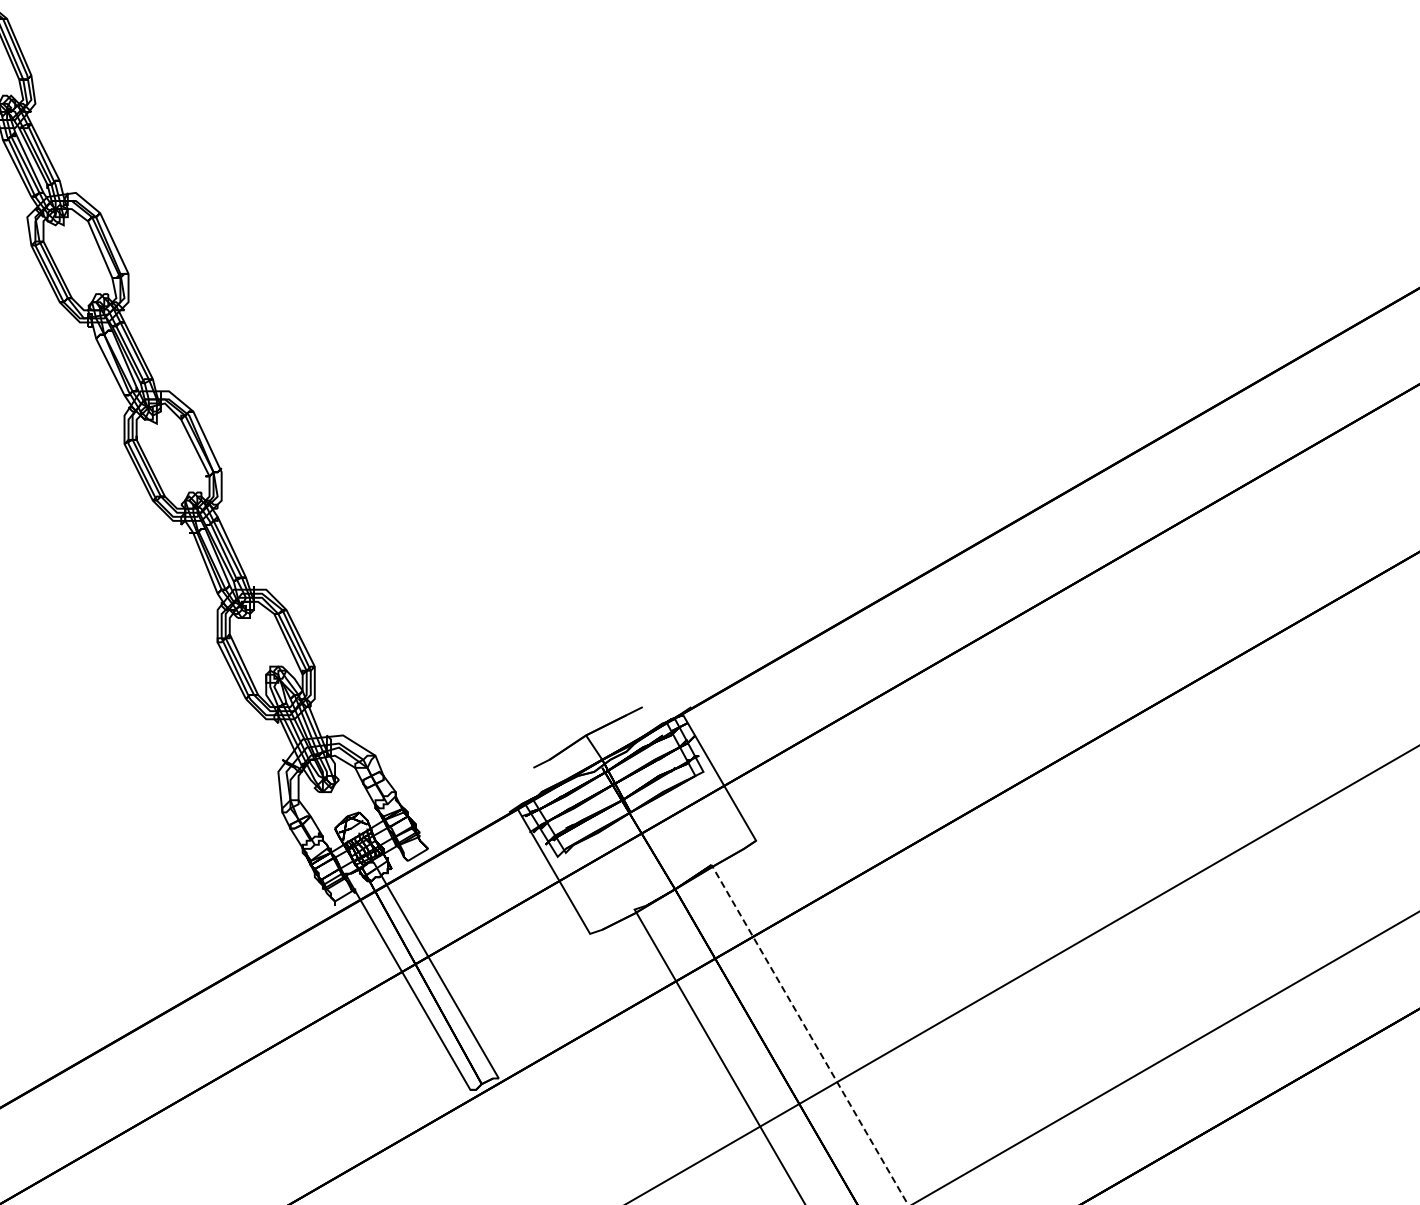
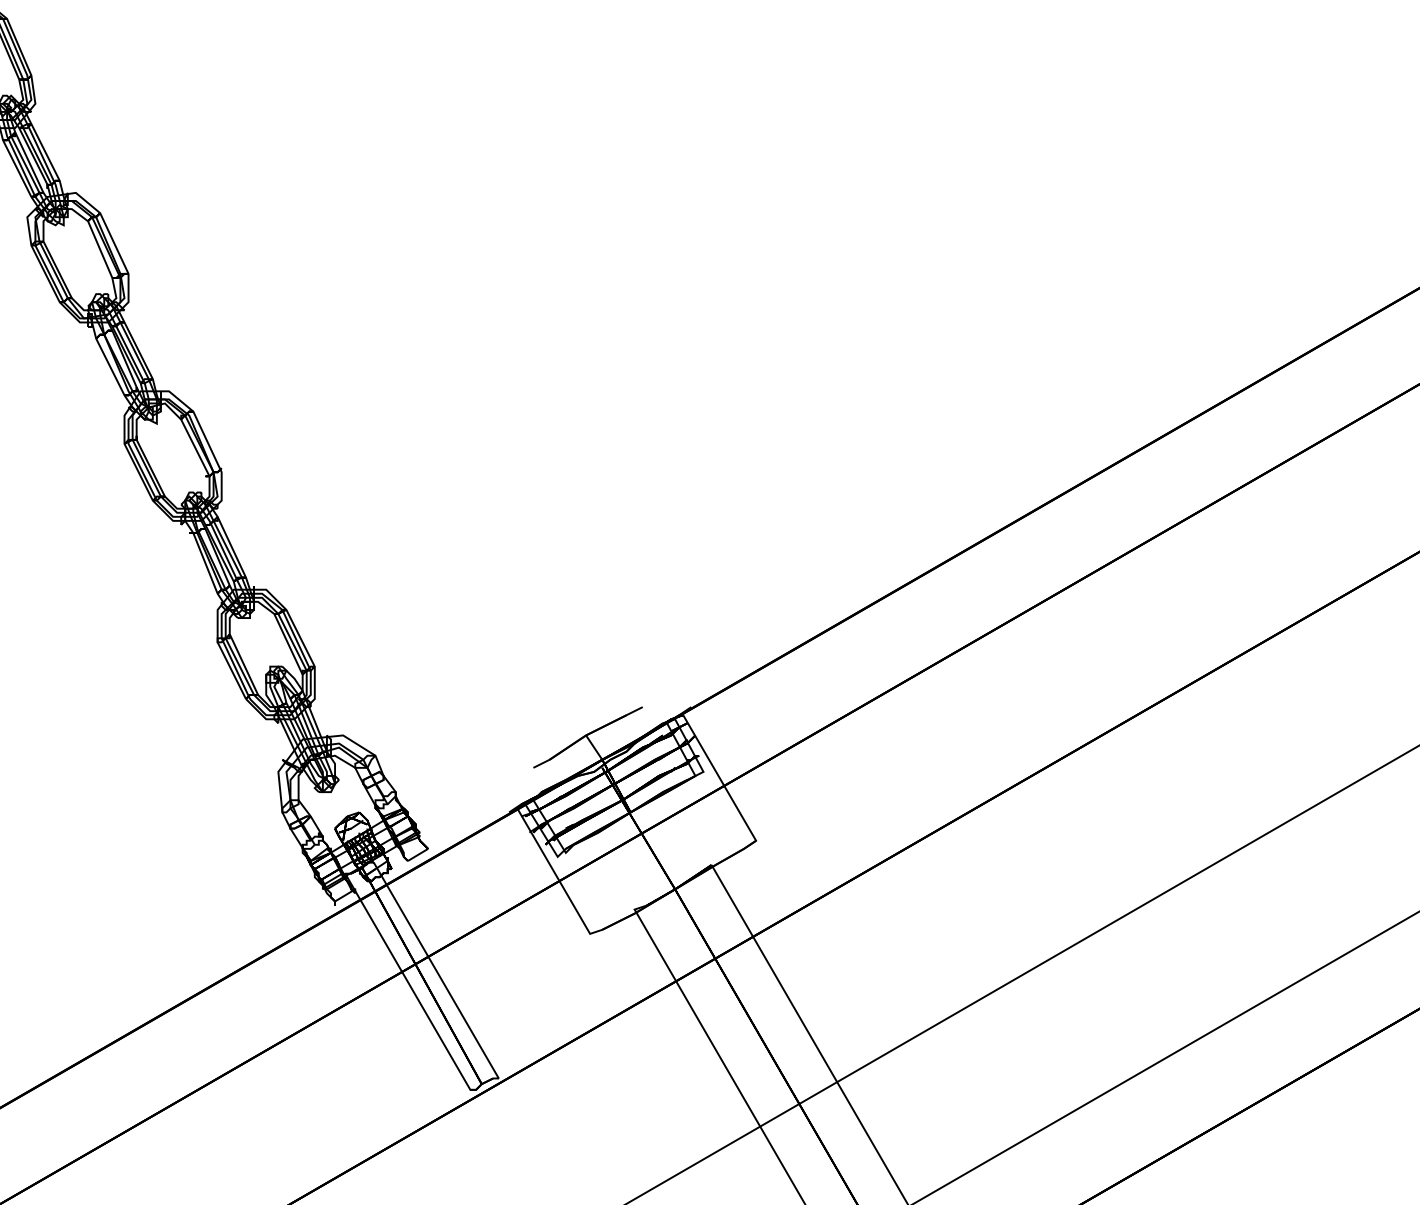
line: dashed -> solid (809, 1034)
